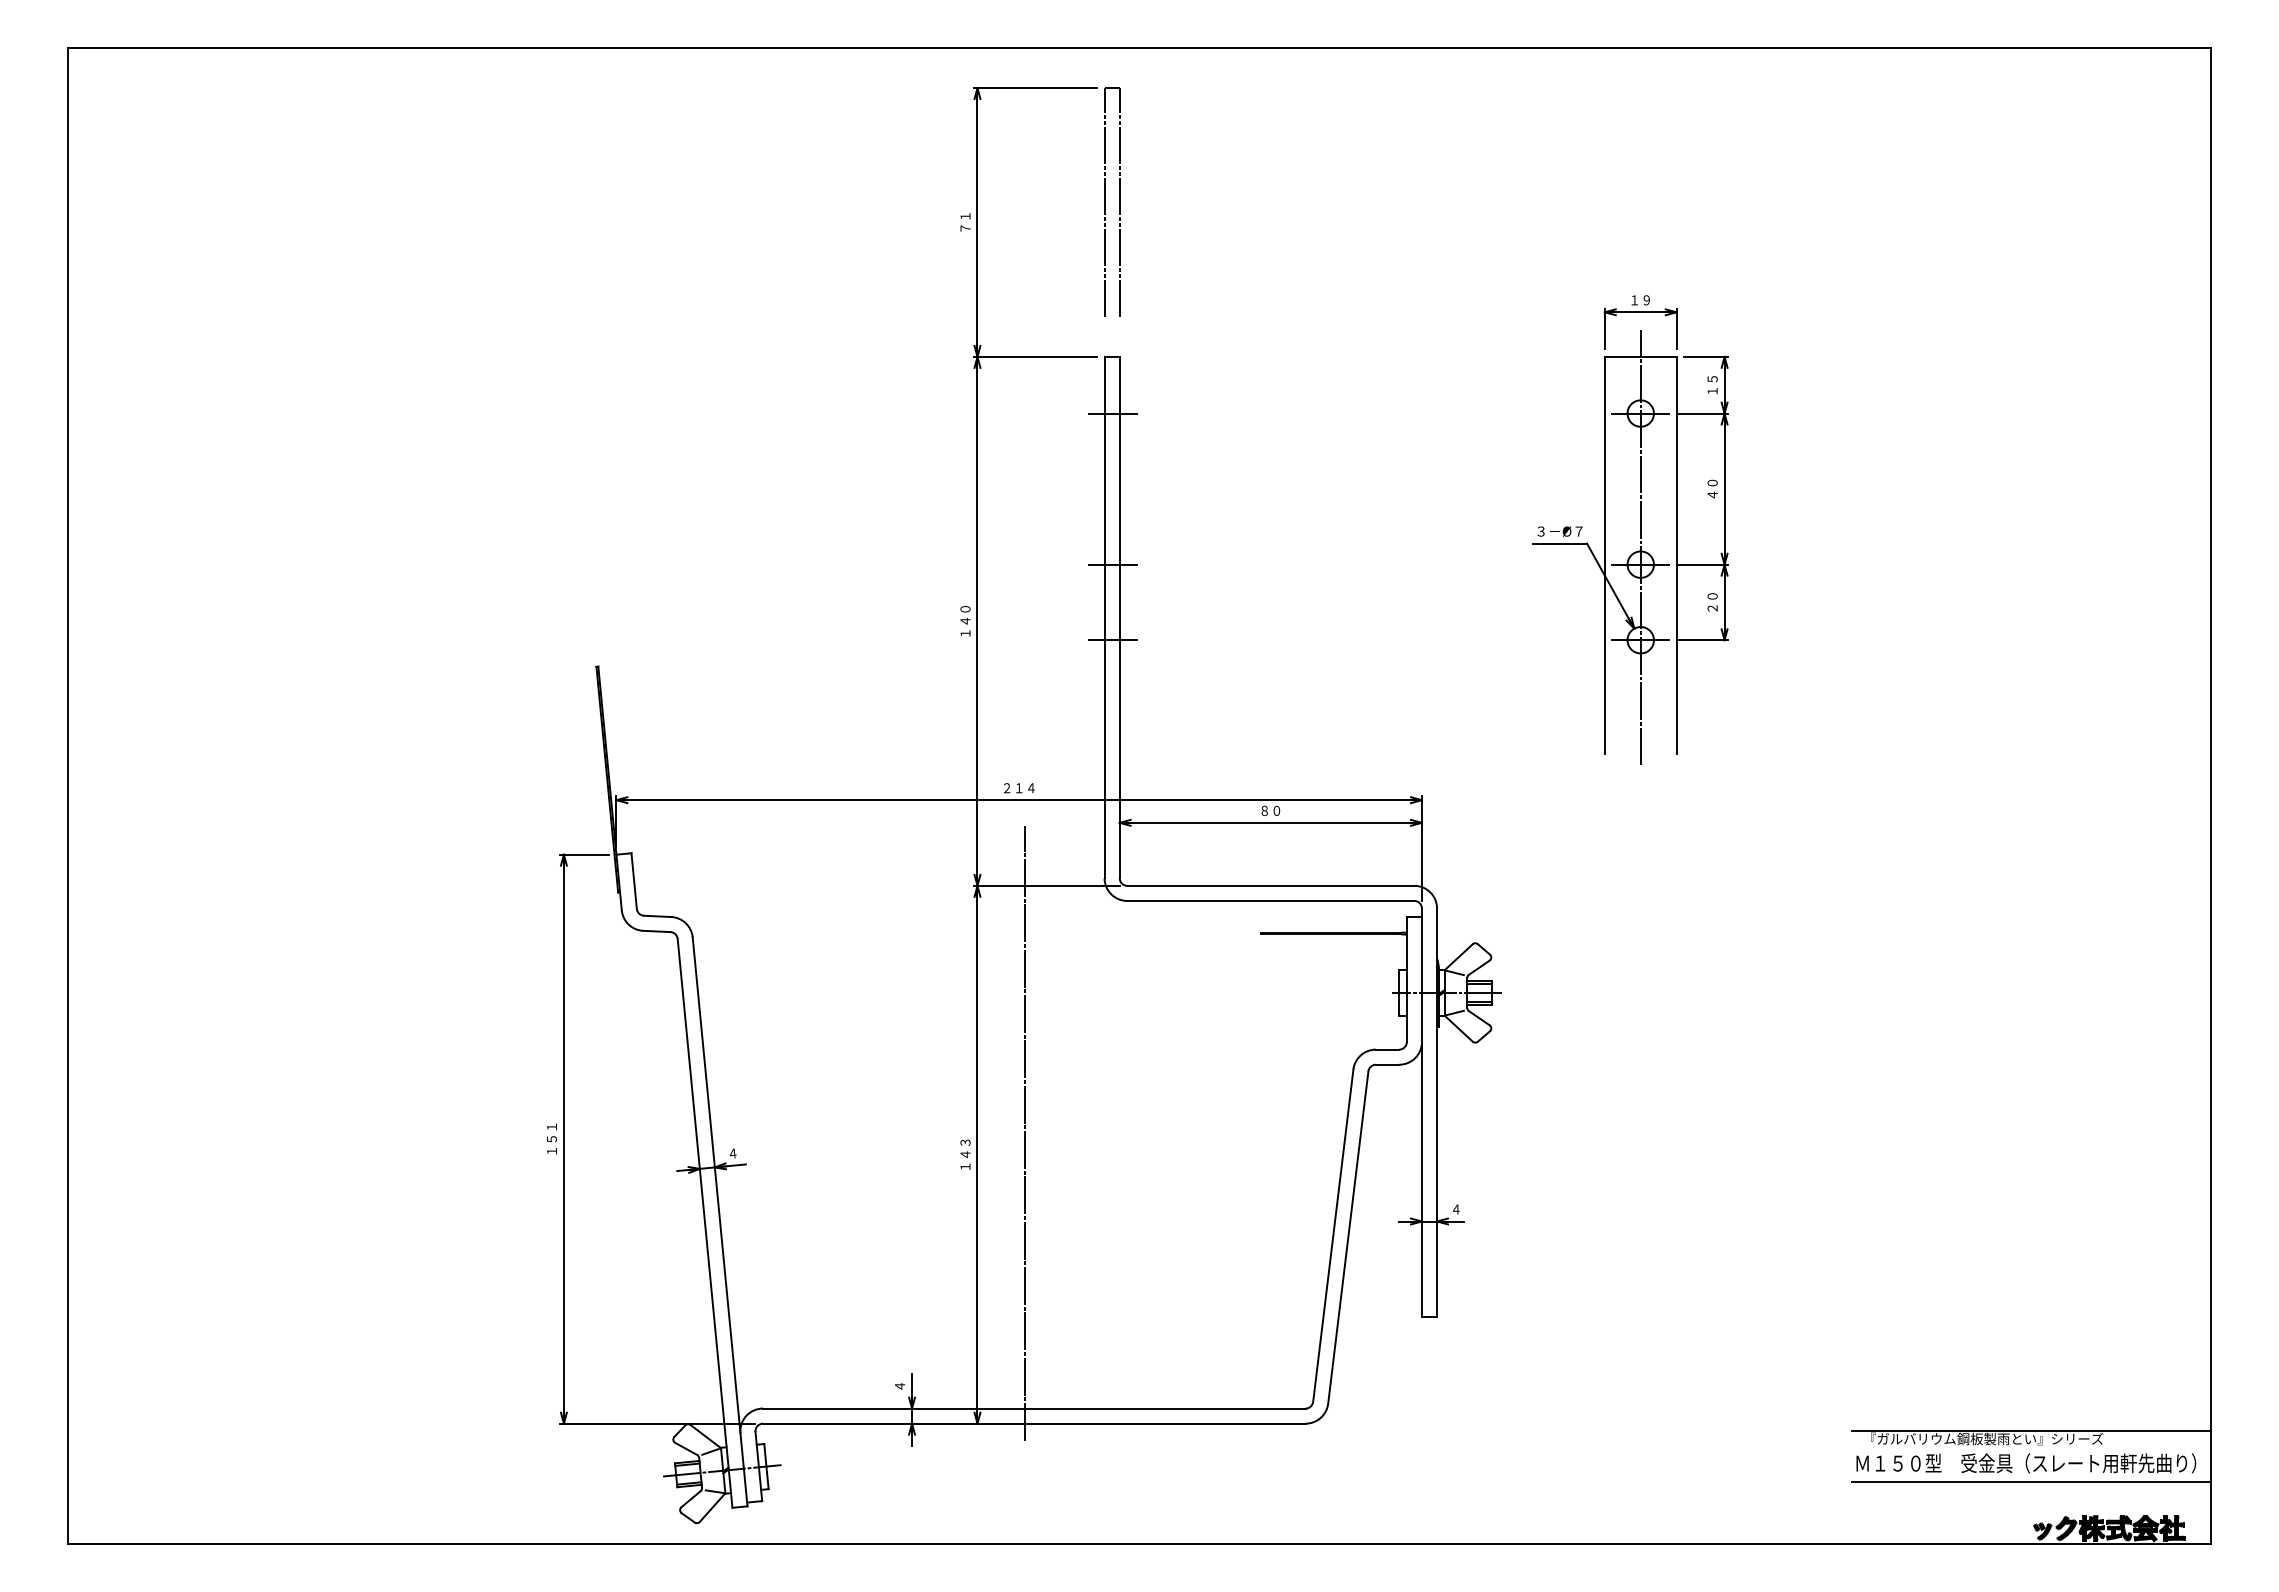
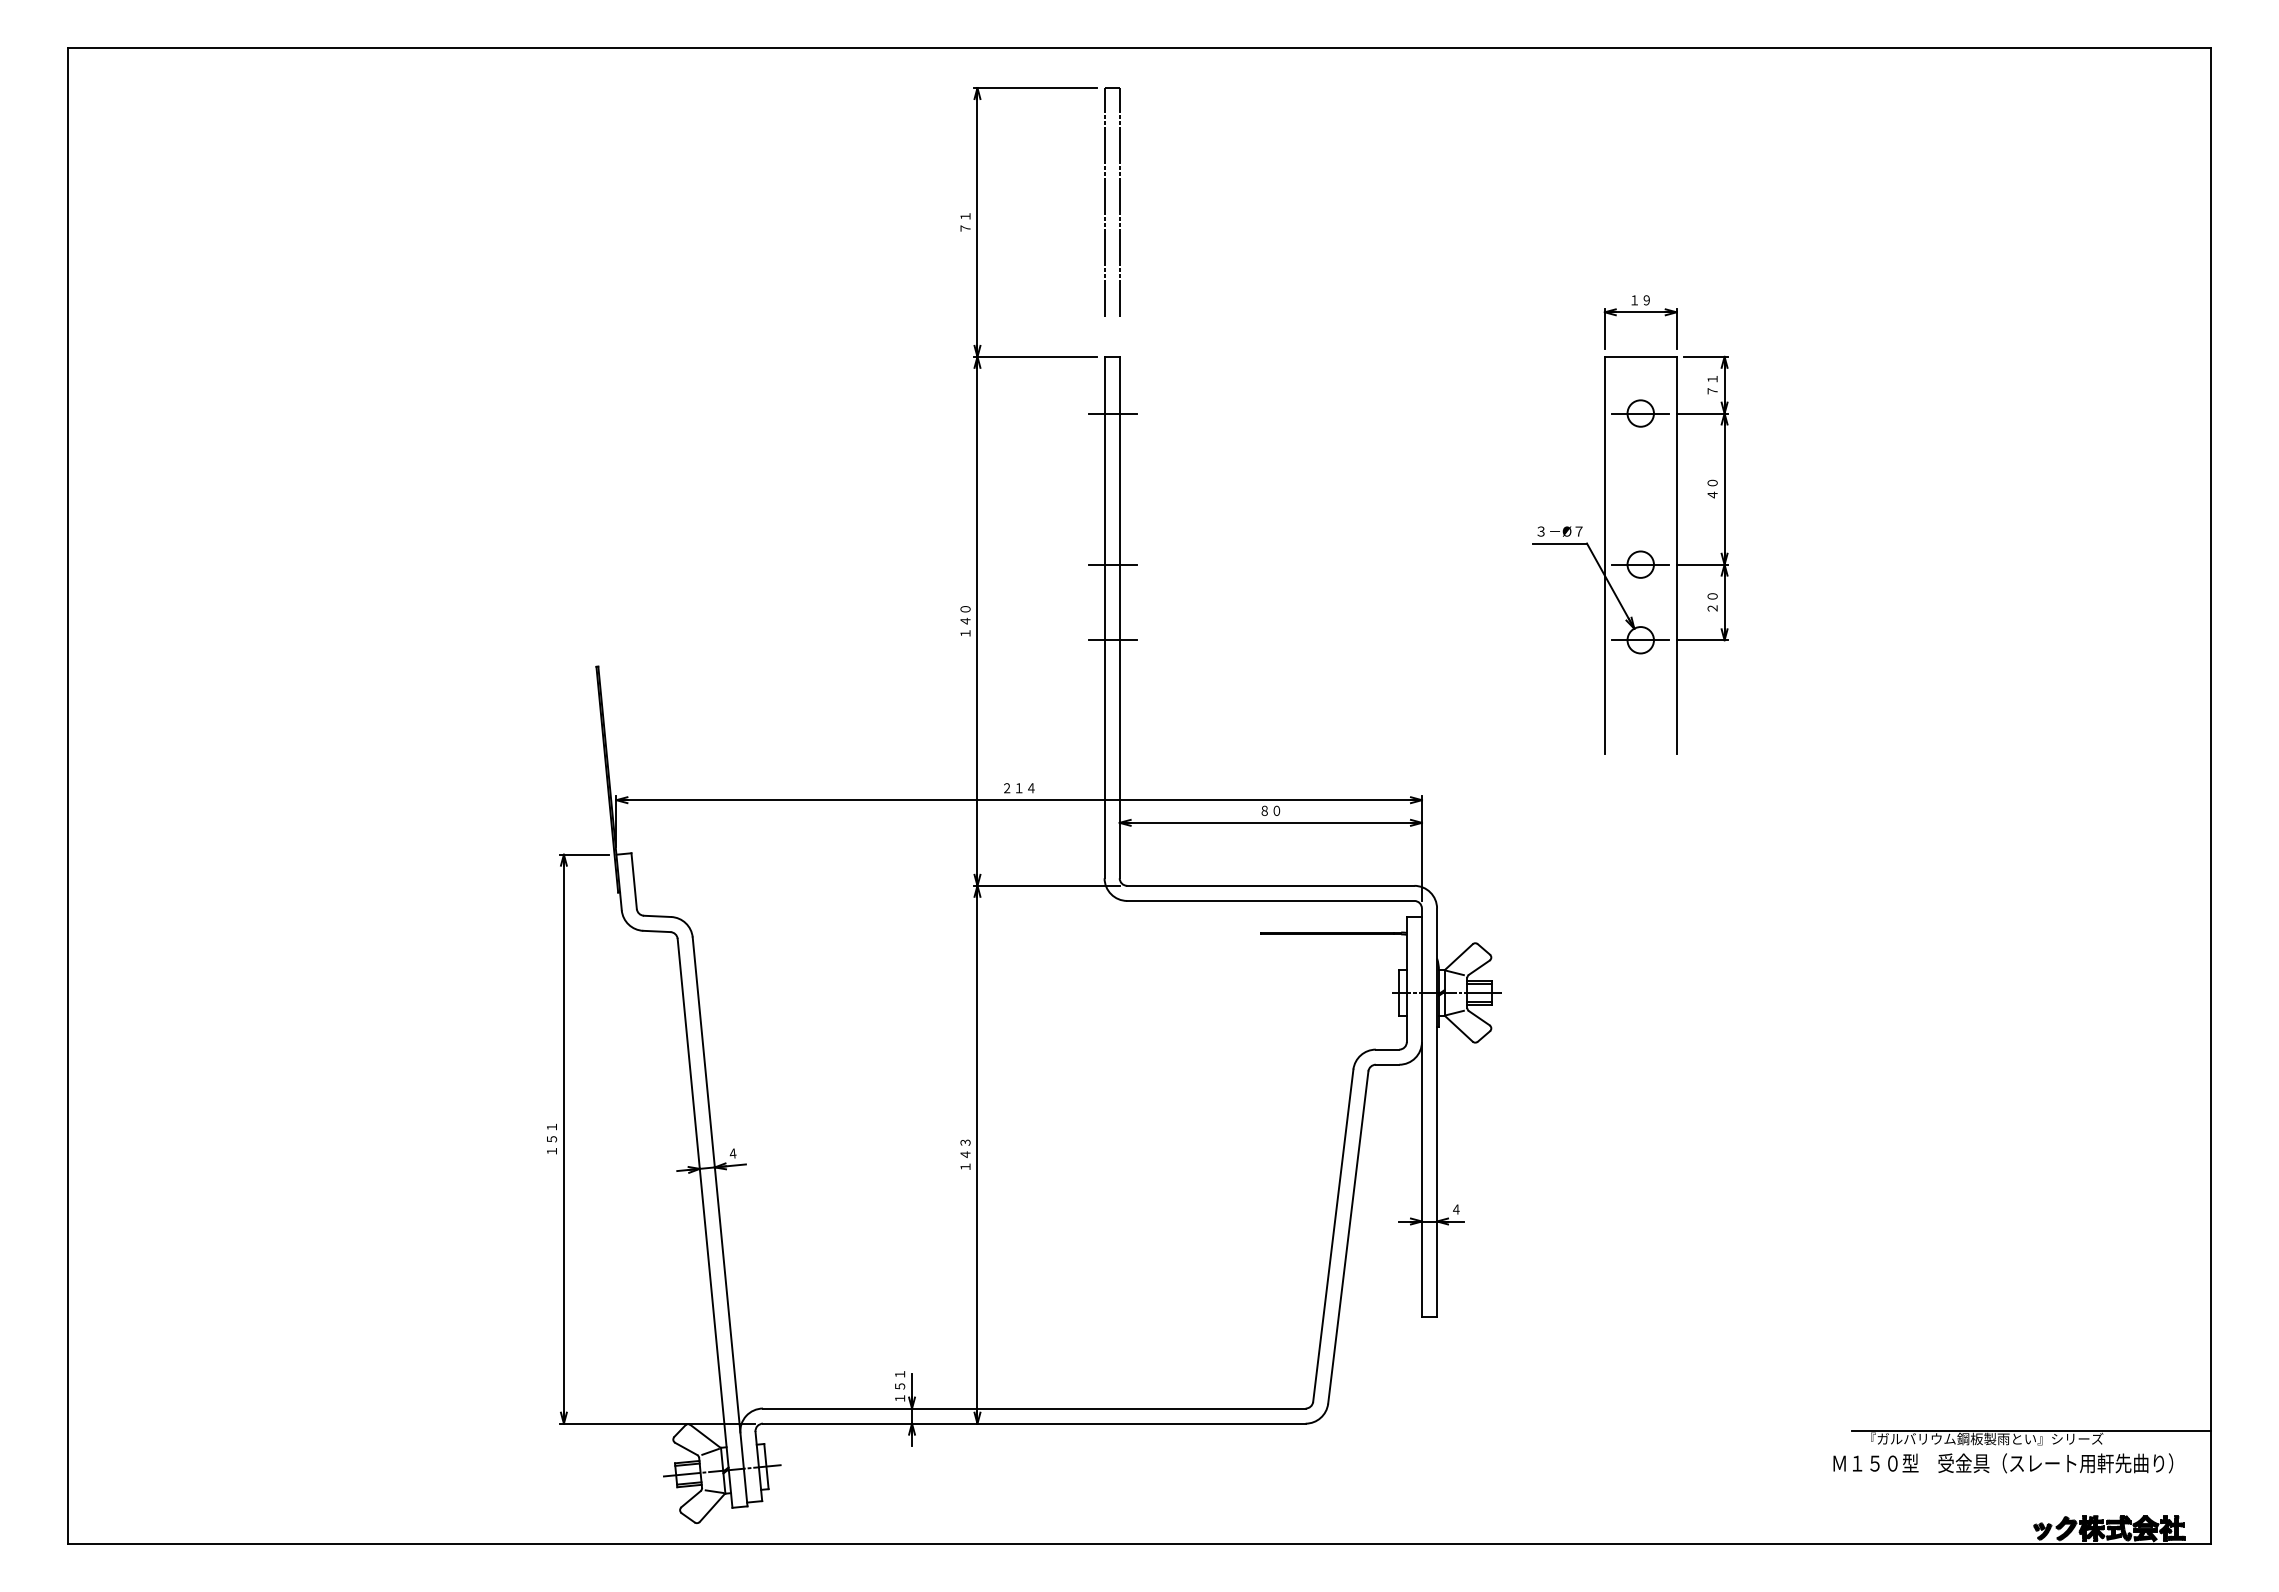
text: １５ -> ７１ (1712, 385)
line: present -> none (1640, 547)
line: present -> none (1025, 1132)
text: ４ -> １５１ (900, 1386)
text position: (2026, 1463) -> (2003, 1463) (2003, 1463)
line: present -> none (2030, 1481)
